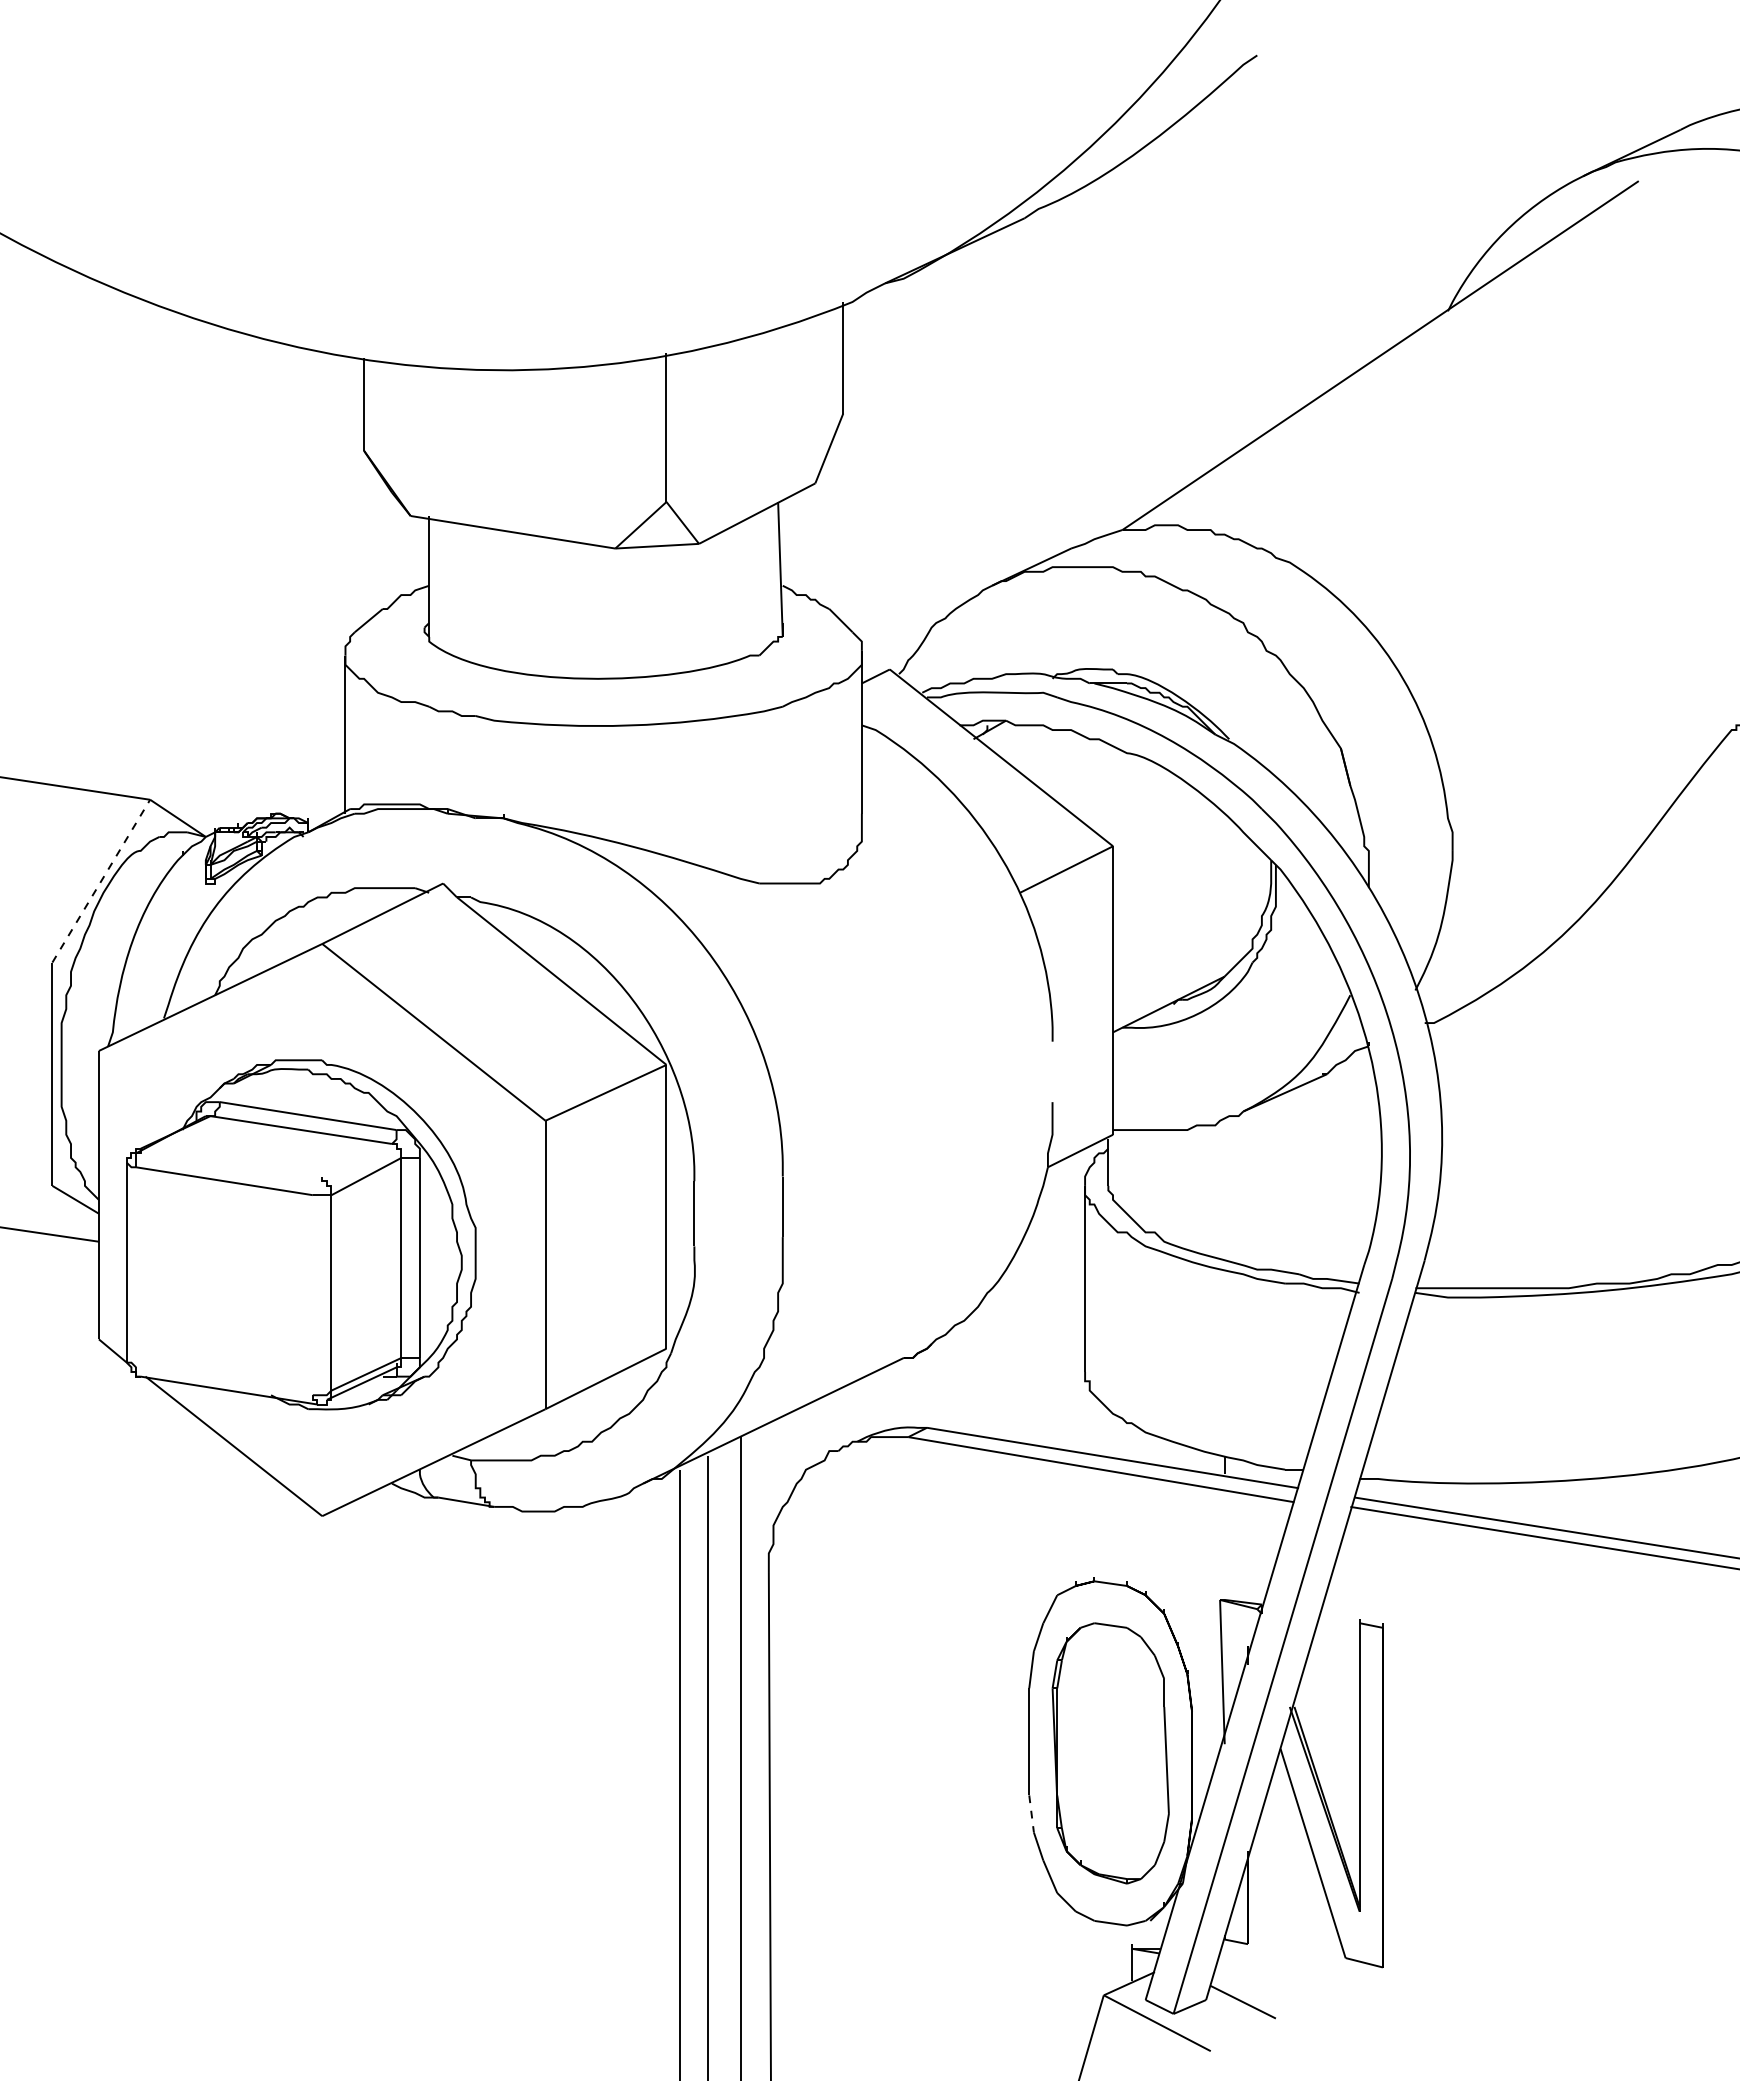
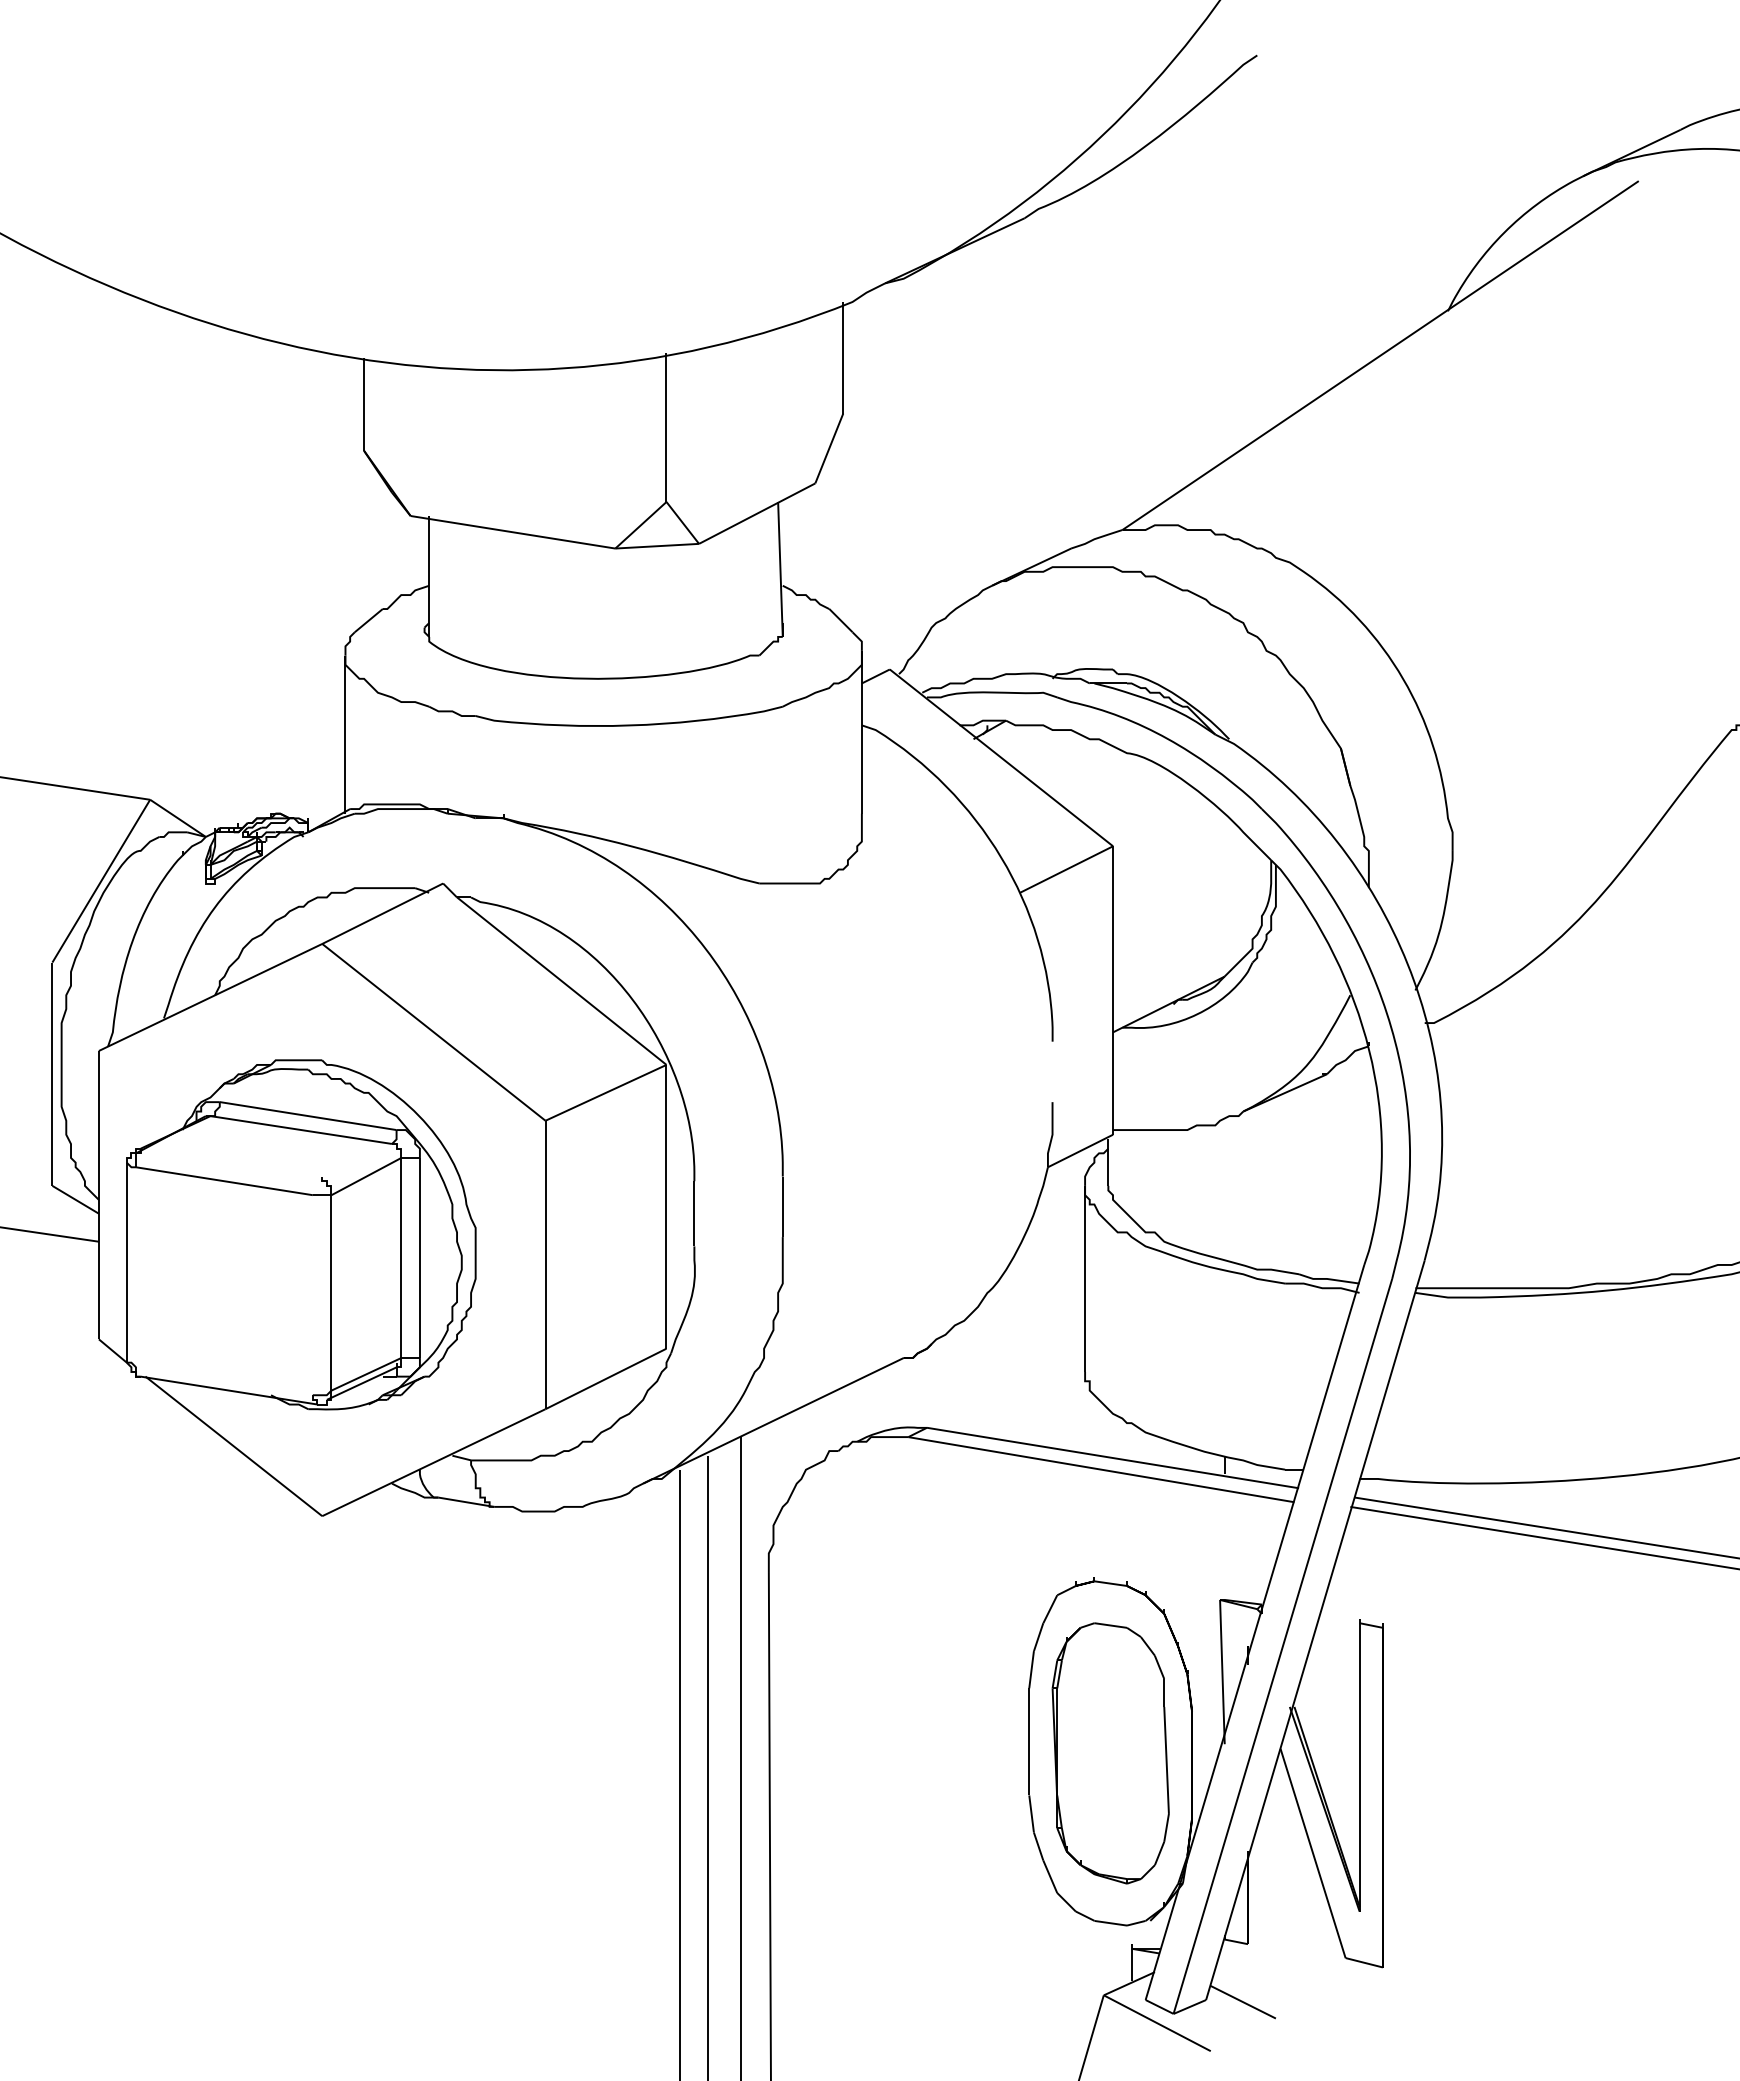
line: dashed -> solid (101, 881)
line: dashed -> solid (1031, 1813)
